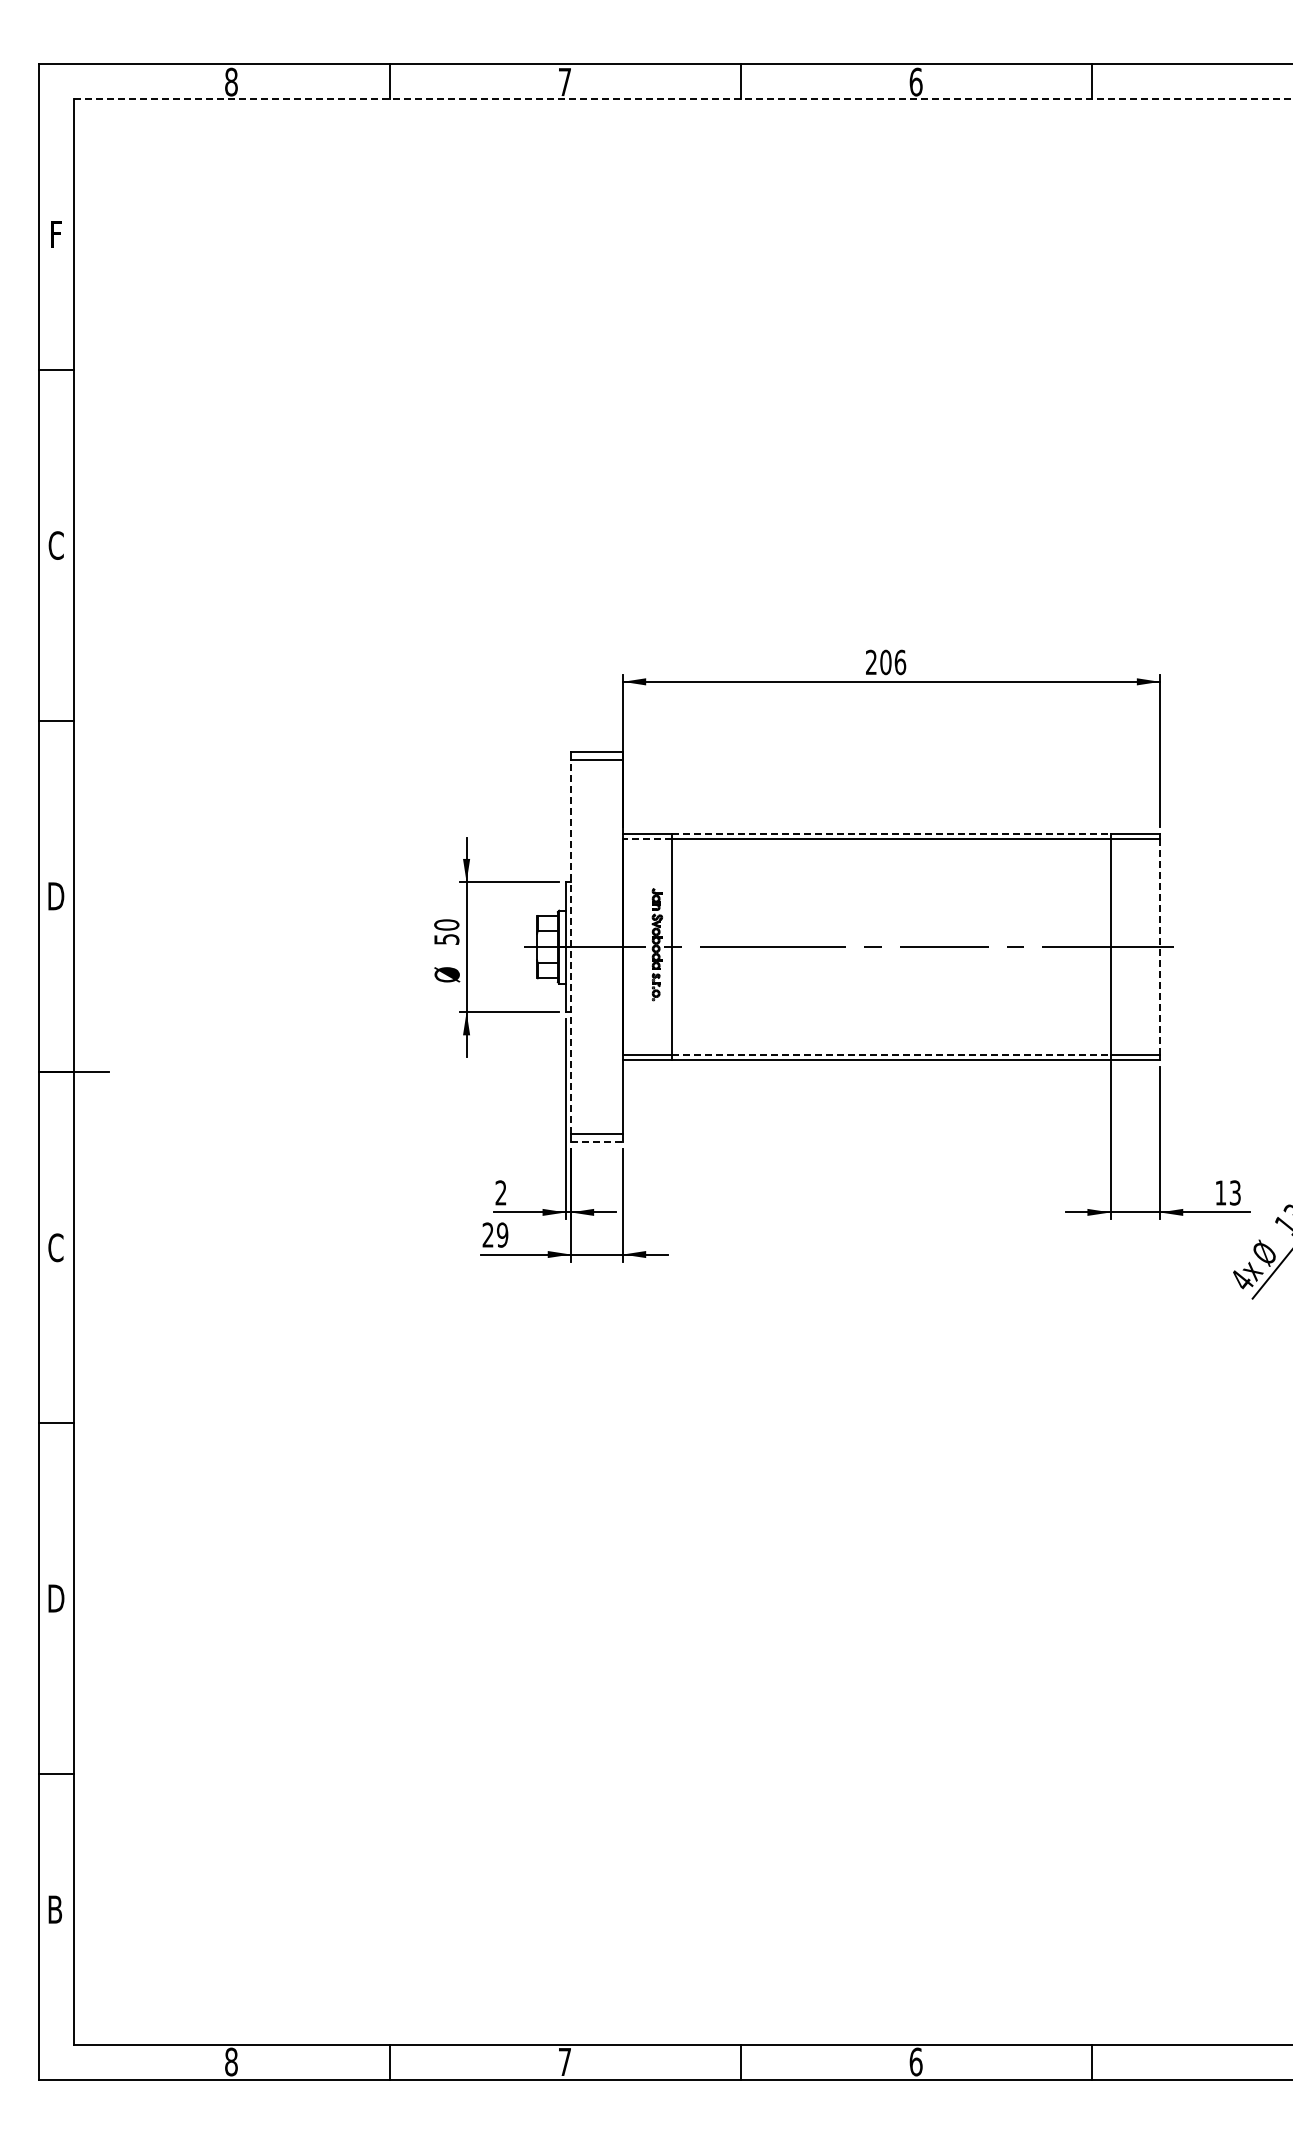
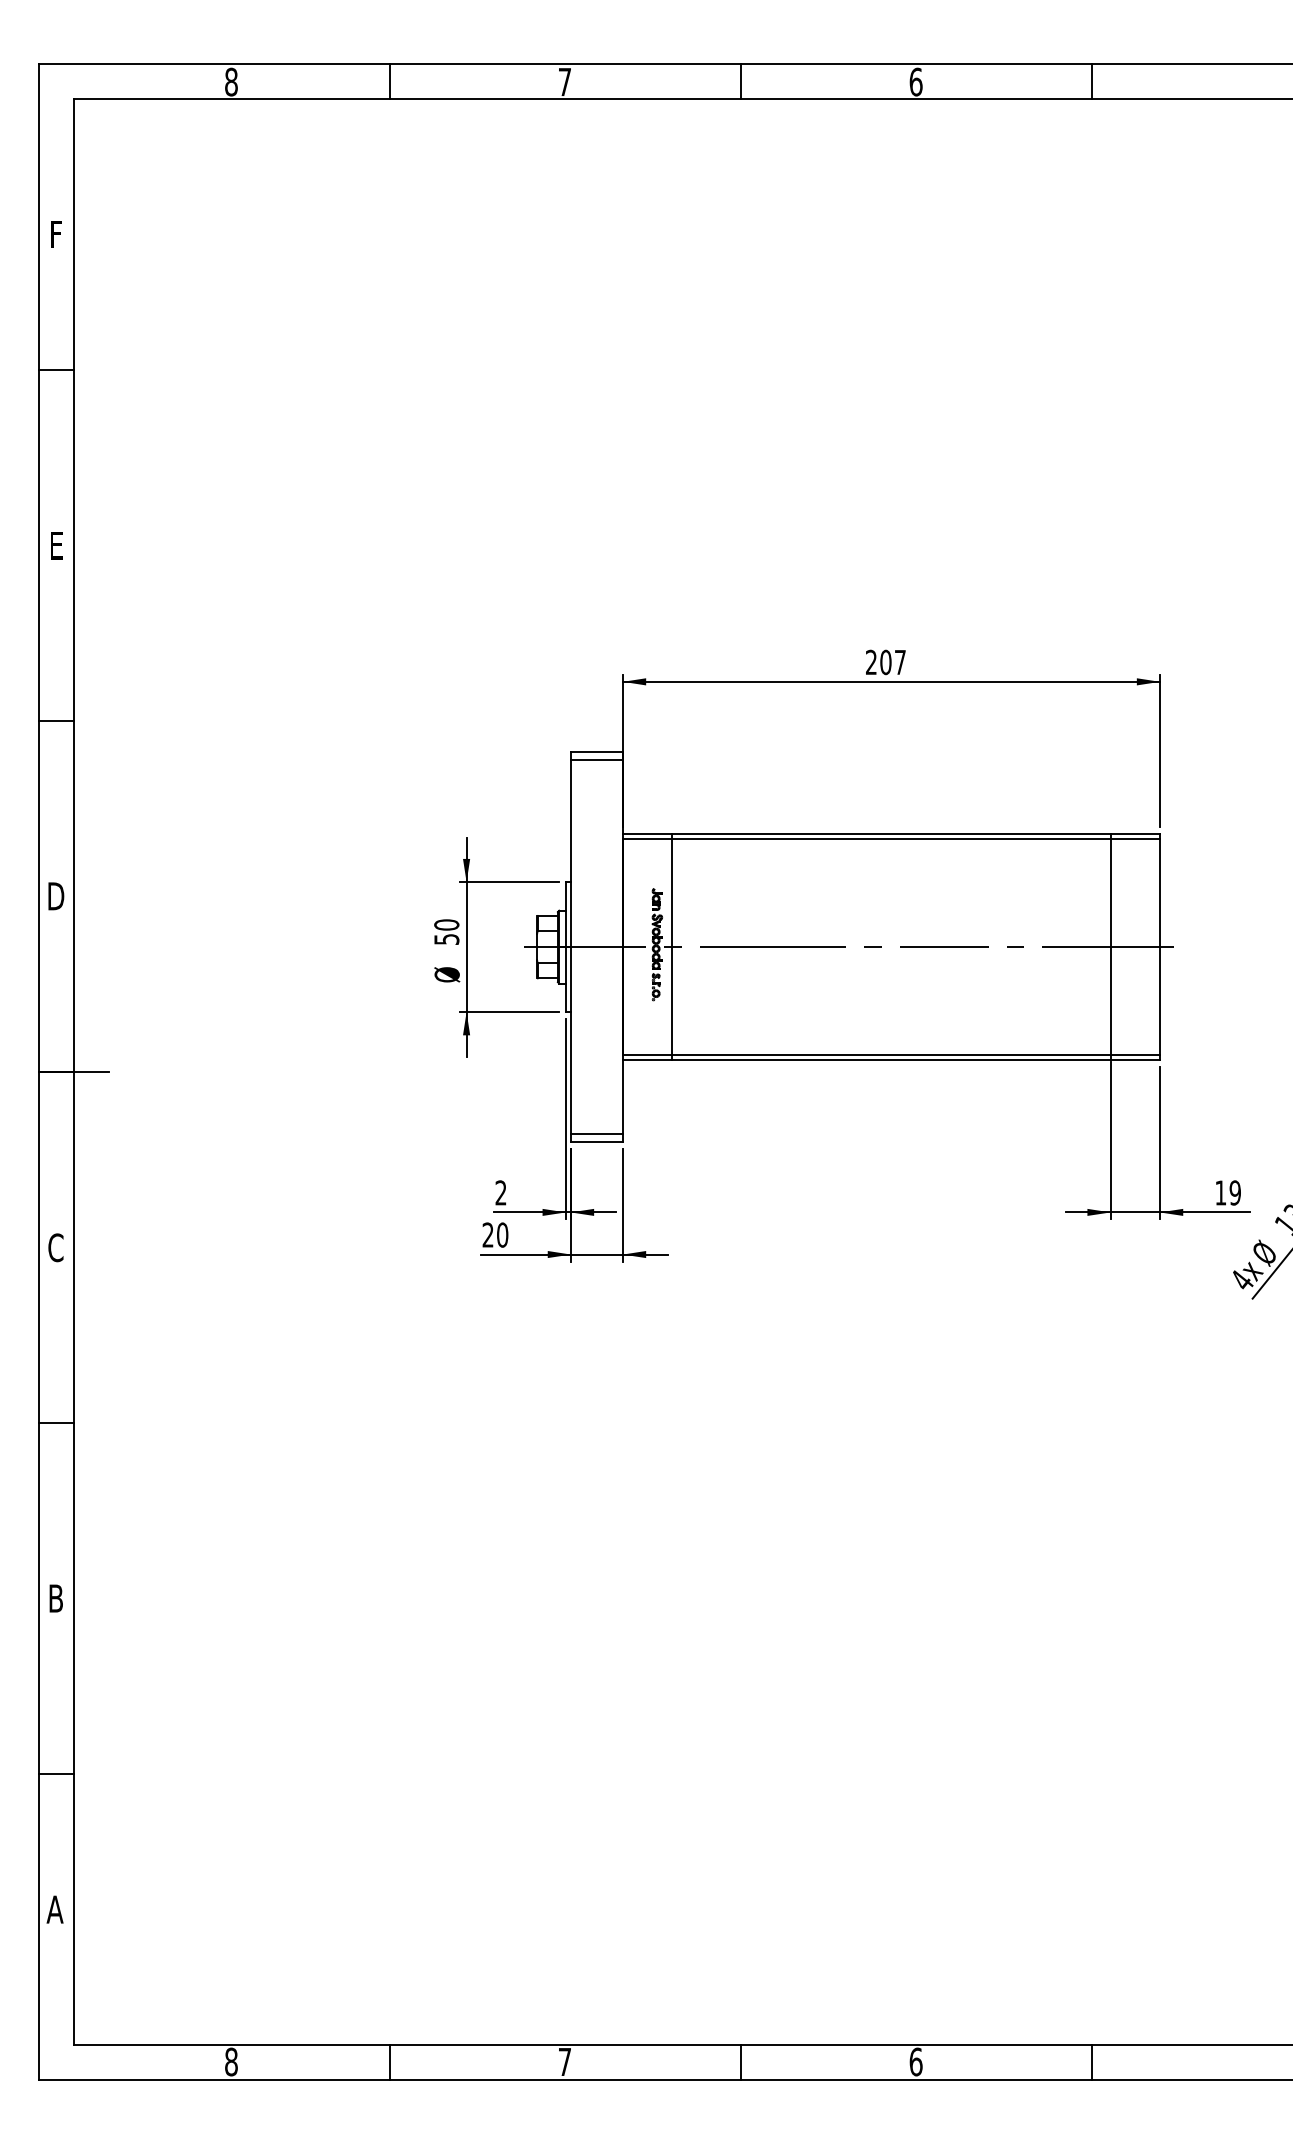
line: dashed -> solid (683, 99)
text: C -> E (55, 545)
text: 206 -> 207 (900, 662)
line: dashed -> solid (892, 833)
line: dashed -> solid (647, 839)
line: dashed -> solid (570, 946)
line: dashed -> solid (1160, 947)
line: dashed -> solid (892, 1055)
line: dashed -> solid (597, 1142)
text: 13 -> 19 (1234, 1192)
text: 29 -> 20 (502, 1234)
text: D -> B (56, 1598)
text: B -> A (54, 1909)
